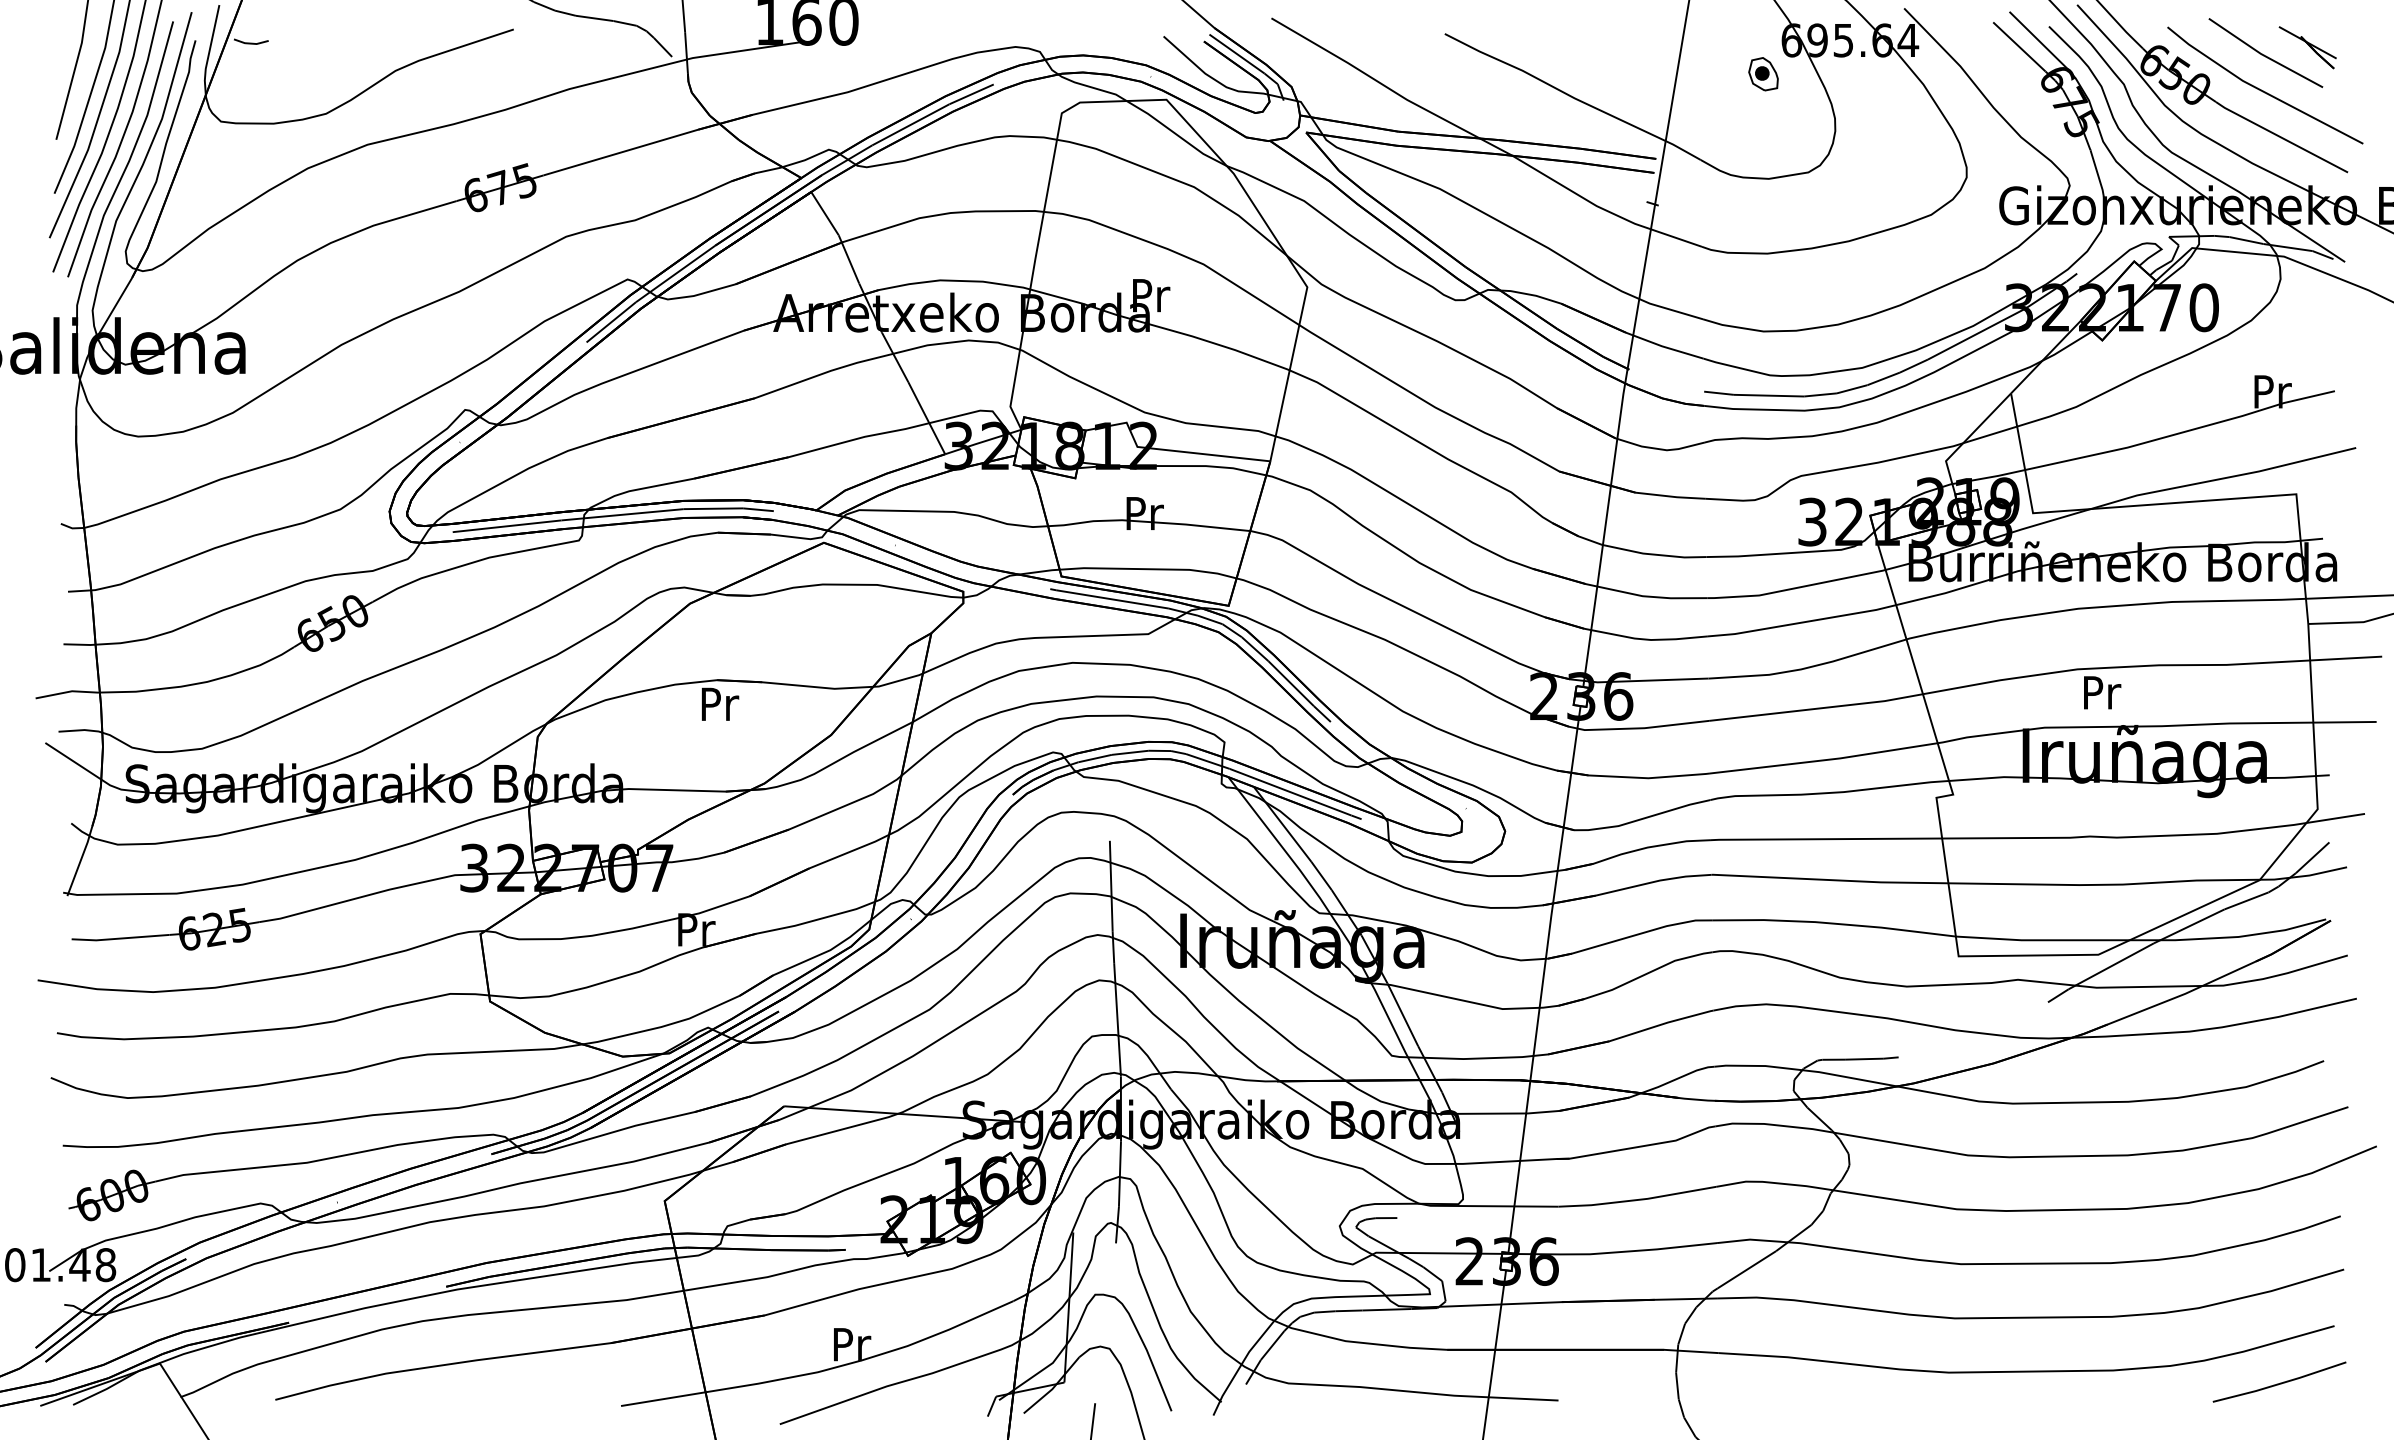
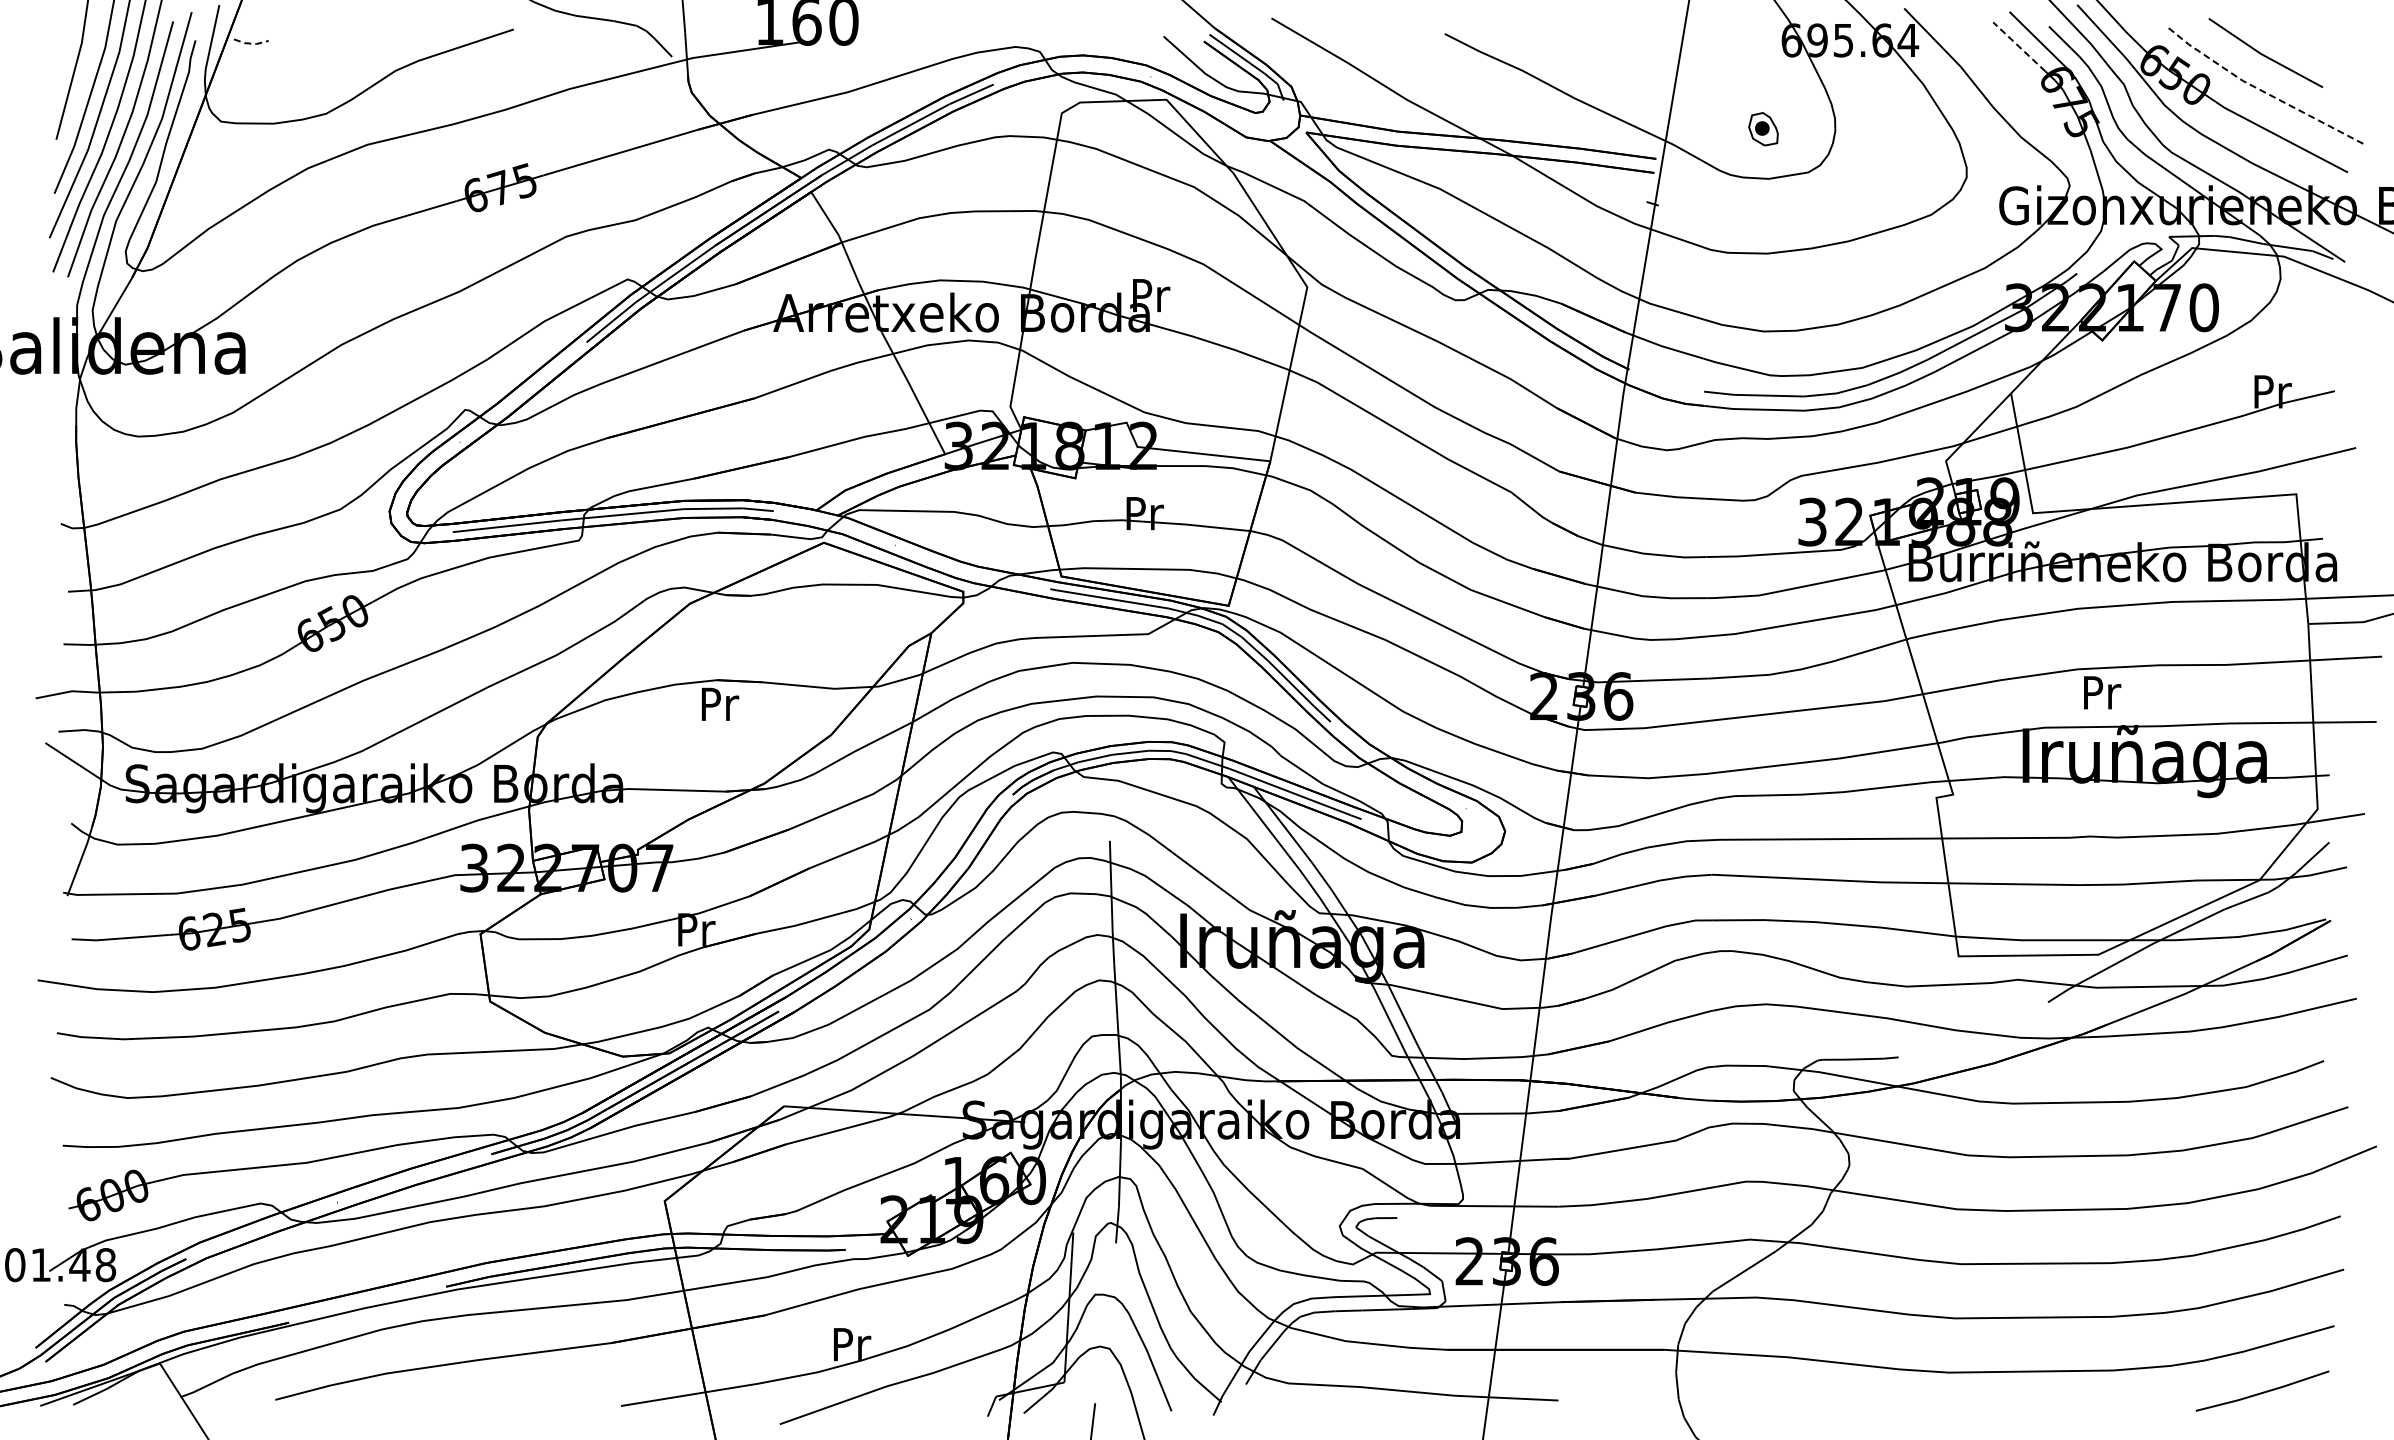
line: solid -> dashed (251, 43)
line: solid -> dashed (2019, 46)
part: present -> none (2307, 47)
part position: (1763, 74) -> (1763, 129) (1763, 129)
line: solid -> dashed (2260, 90)
line position: (2280, 1382) -> (2263, 1391) (2263, 1391)
